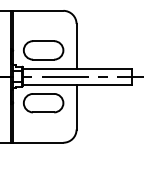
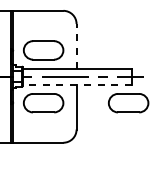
line: solid -> dashed (76, 45)
line: solid -> dashed (77, 84)
part: none -> present (128, 103)
